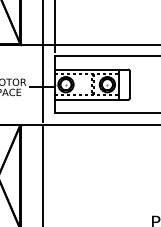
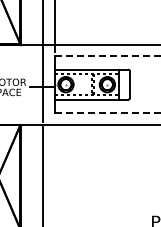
line: solid -> dashed (107, 55)
line: solid -> dashed (107, 113)
